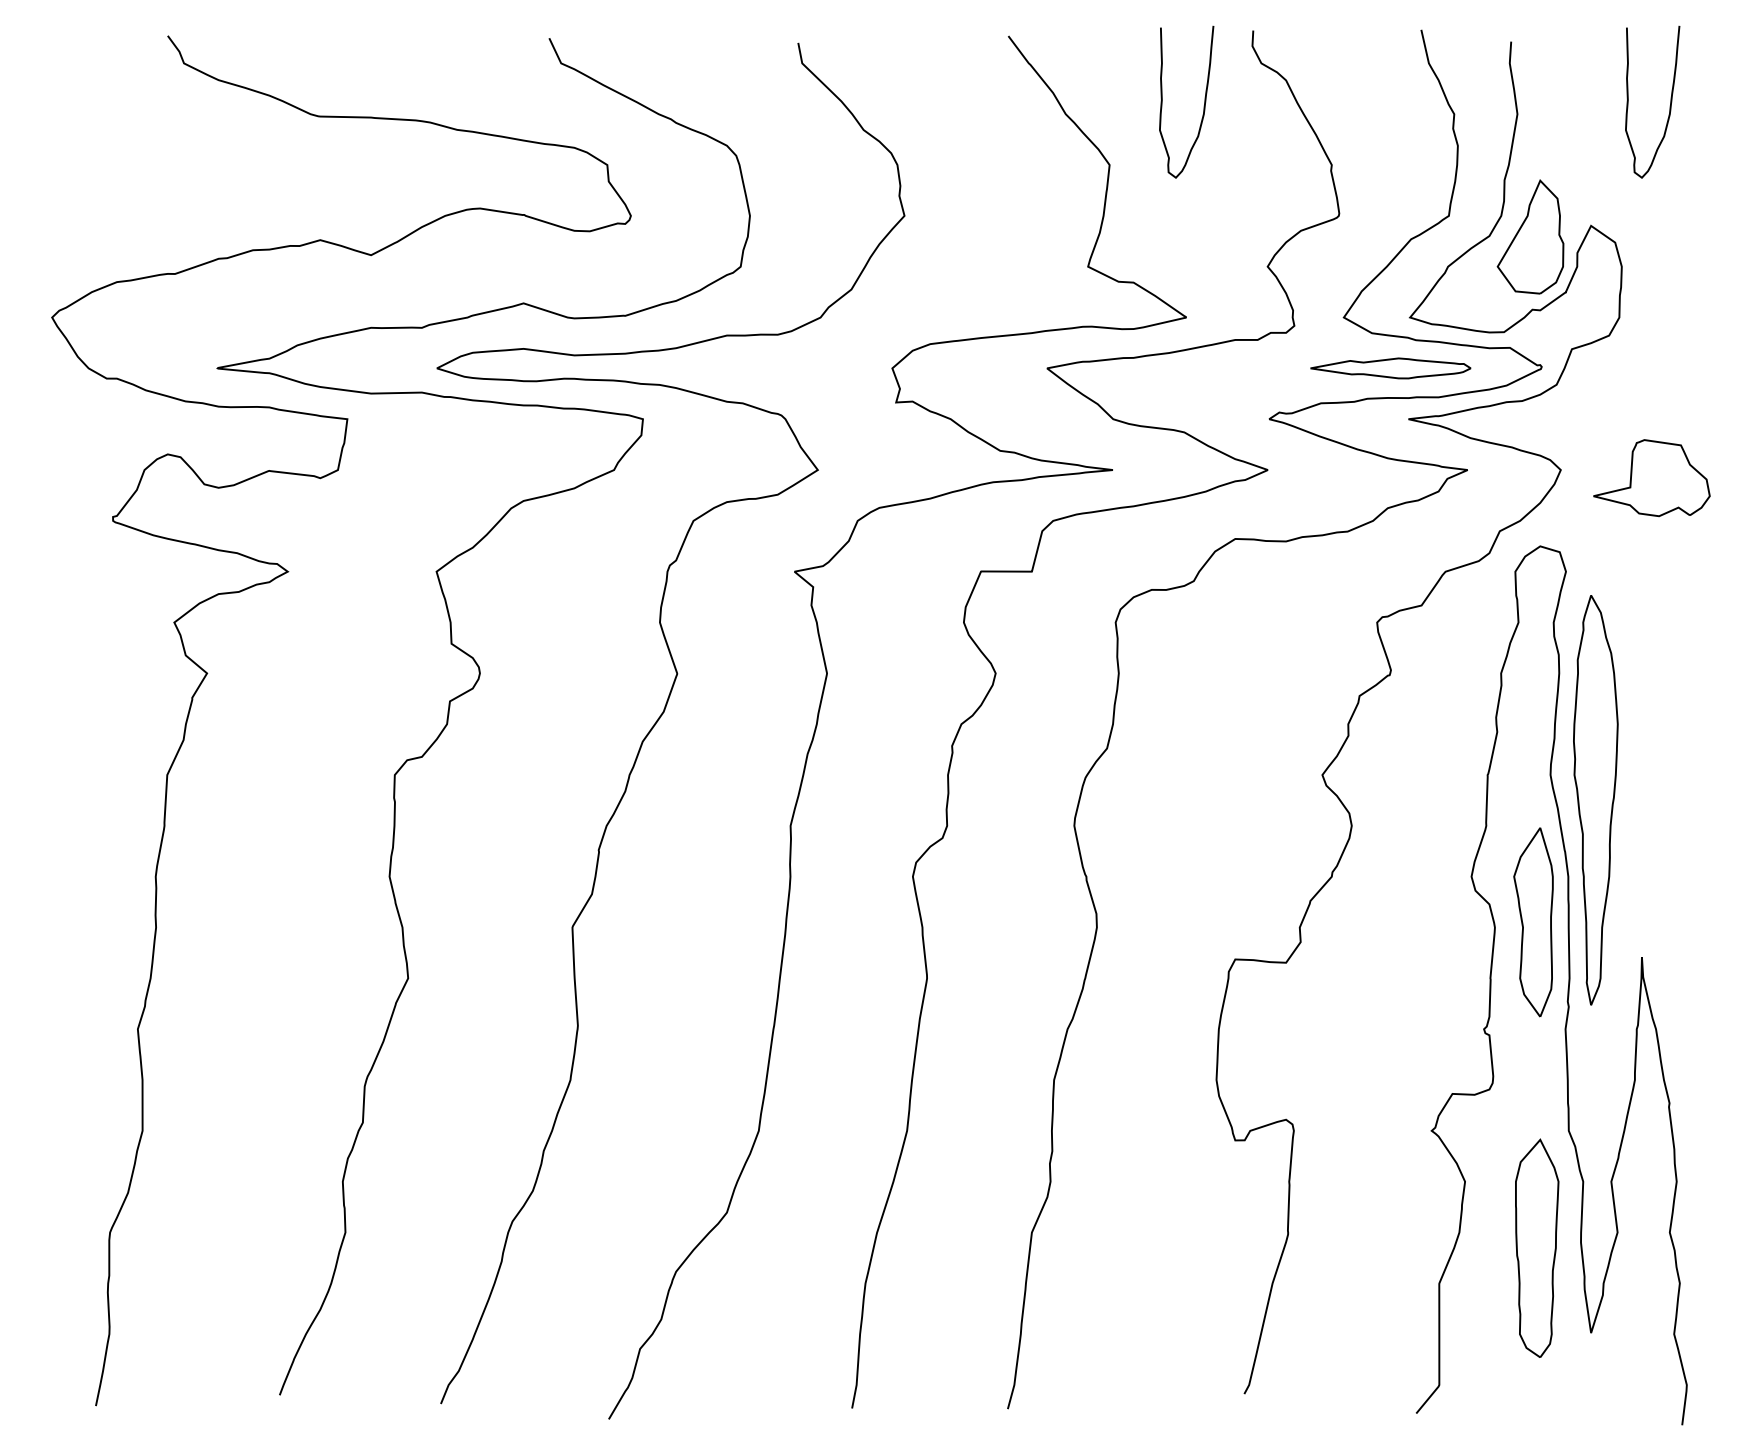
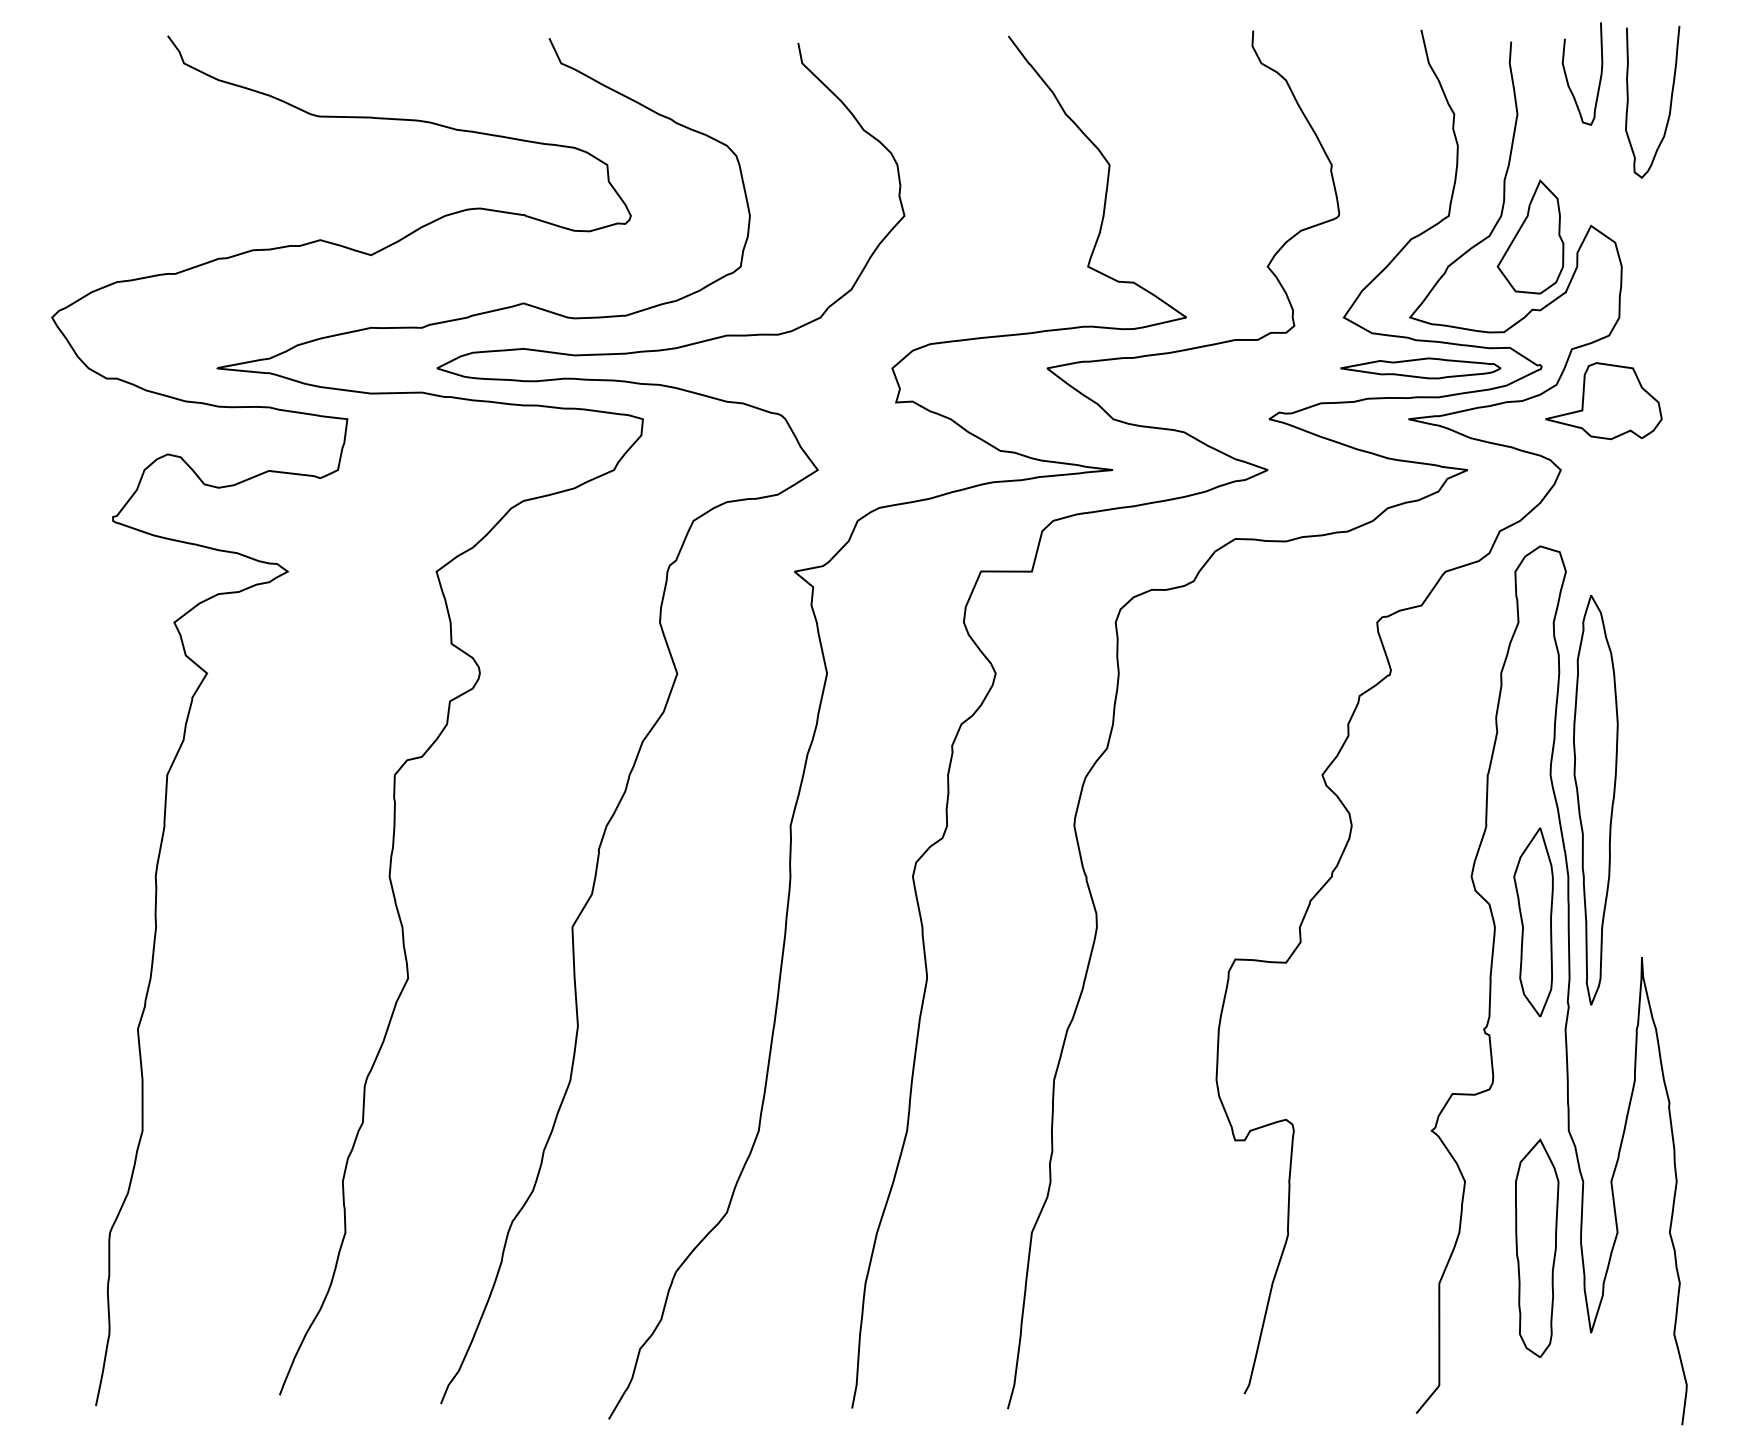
curve: none -> present (1567, 77)
curve: present -> none (1203, 106)
part position: (1390, 368) -> (1420, 368) (1420, 368)
part position: (1651, 478) -> (1603, 401) (1603, 401)
